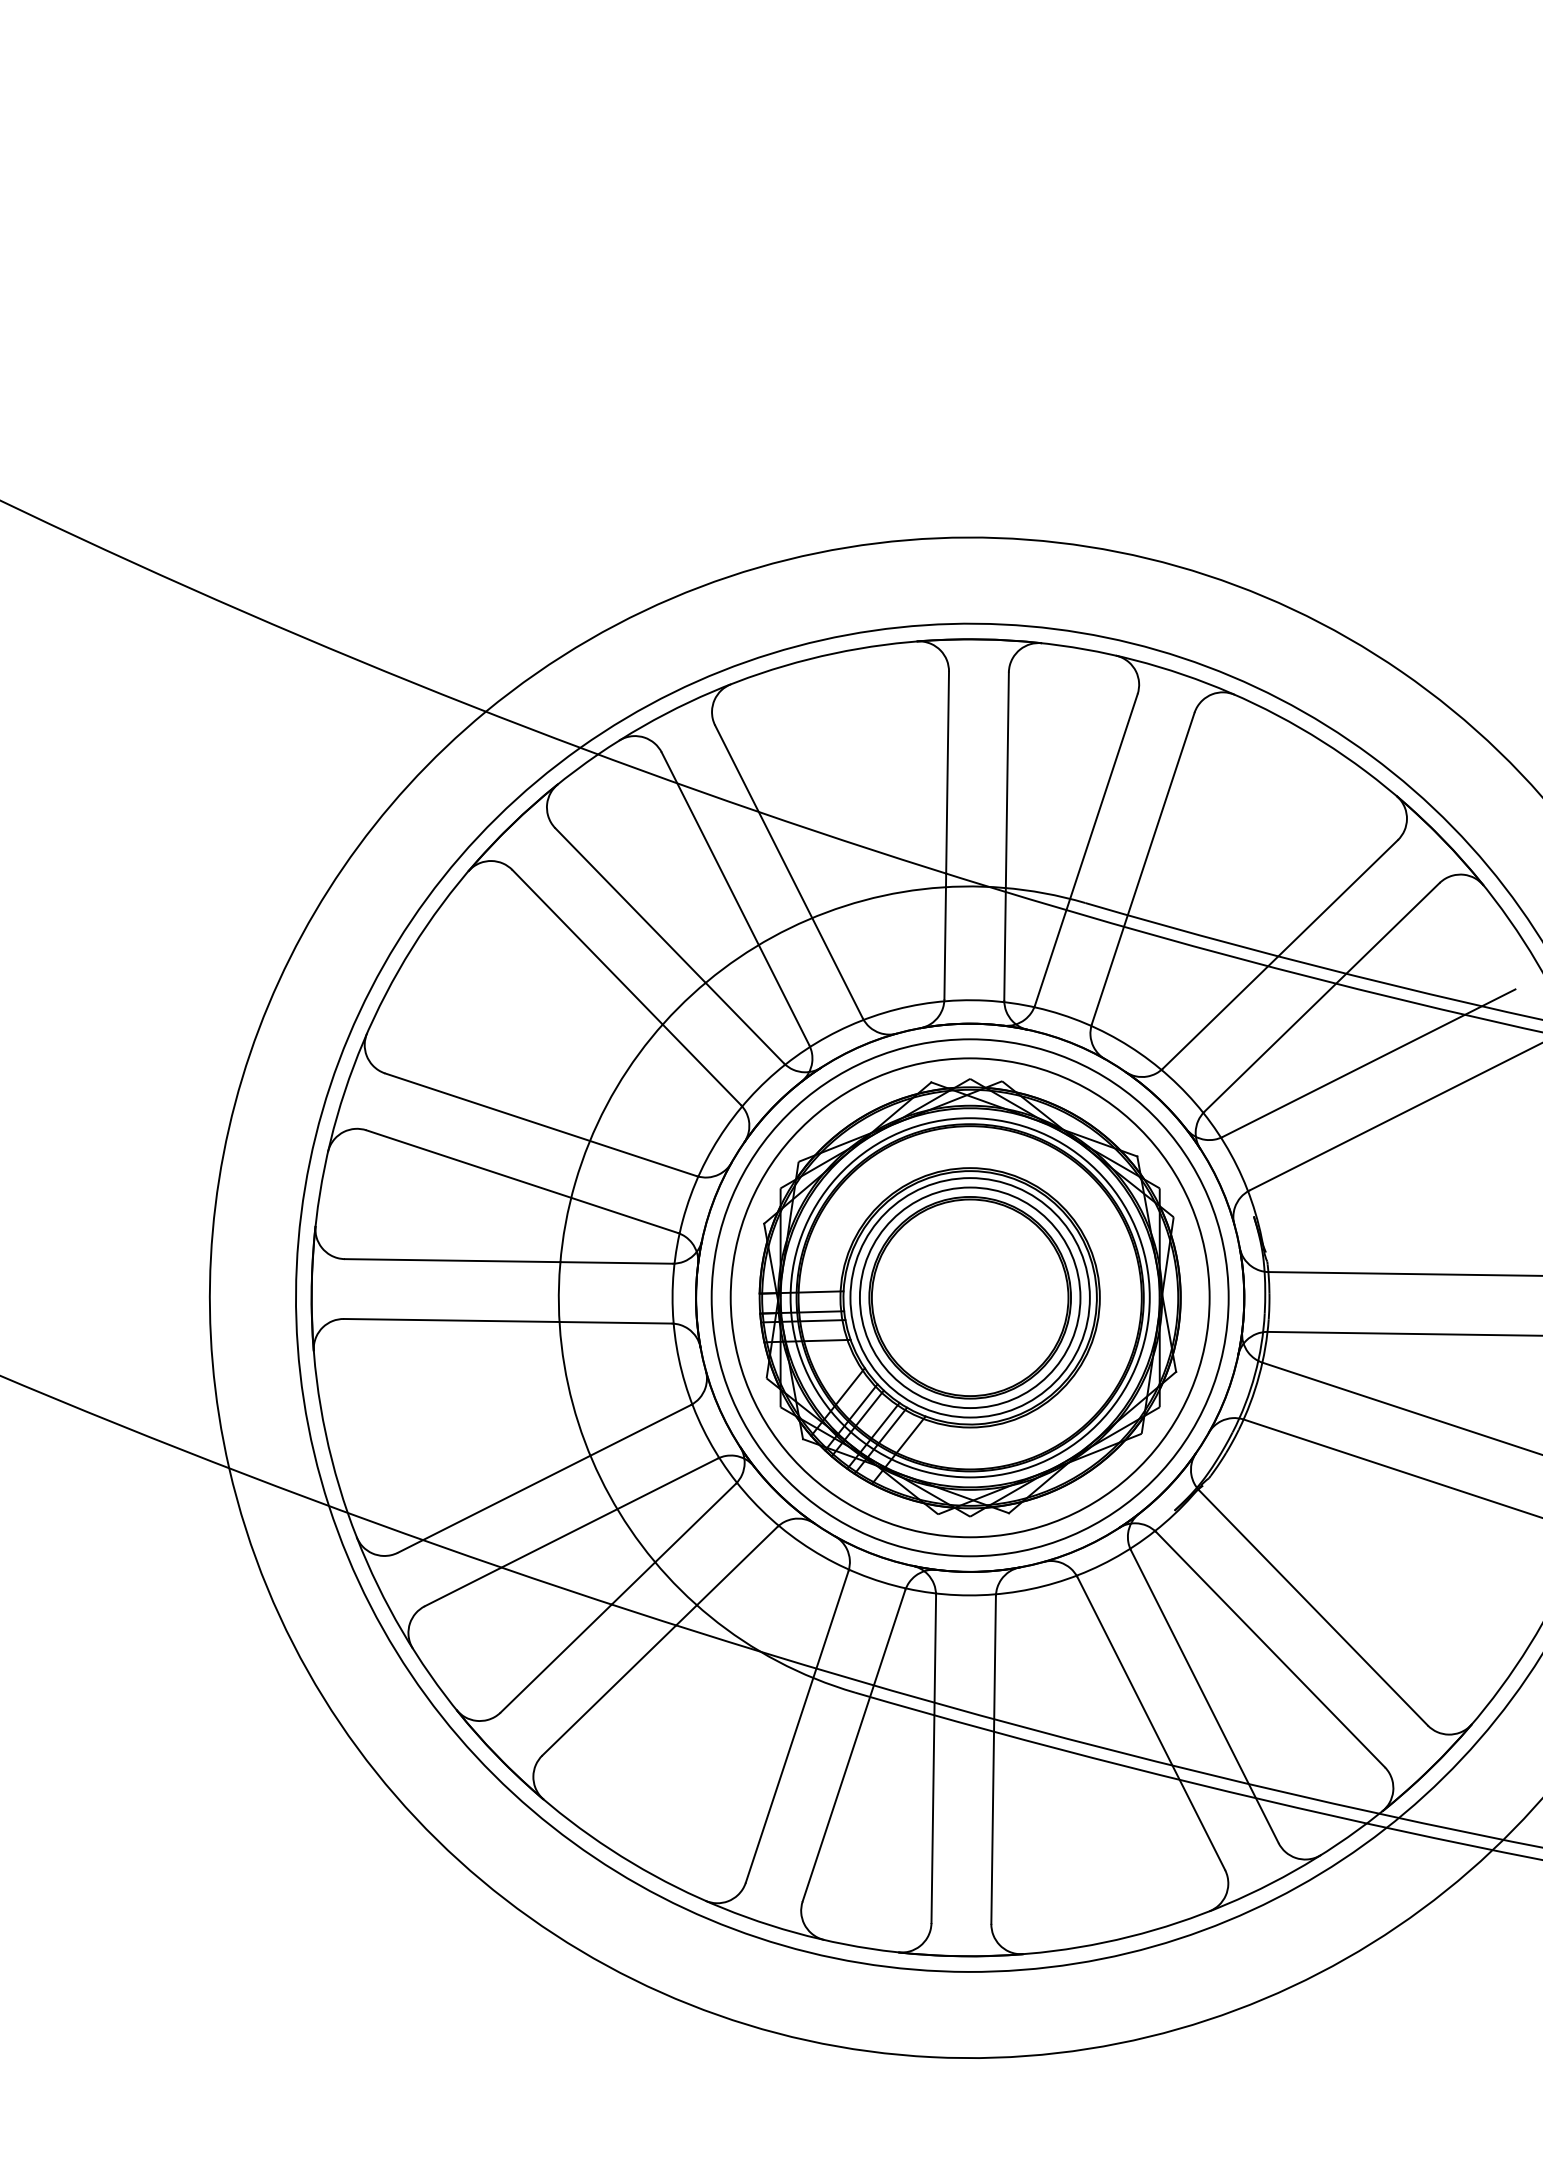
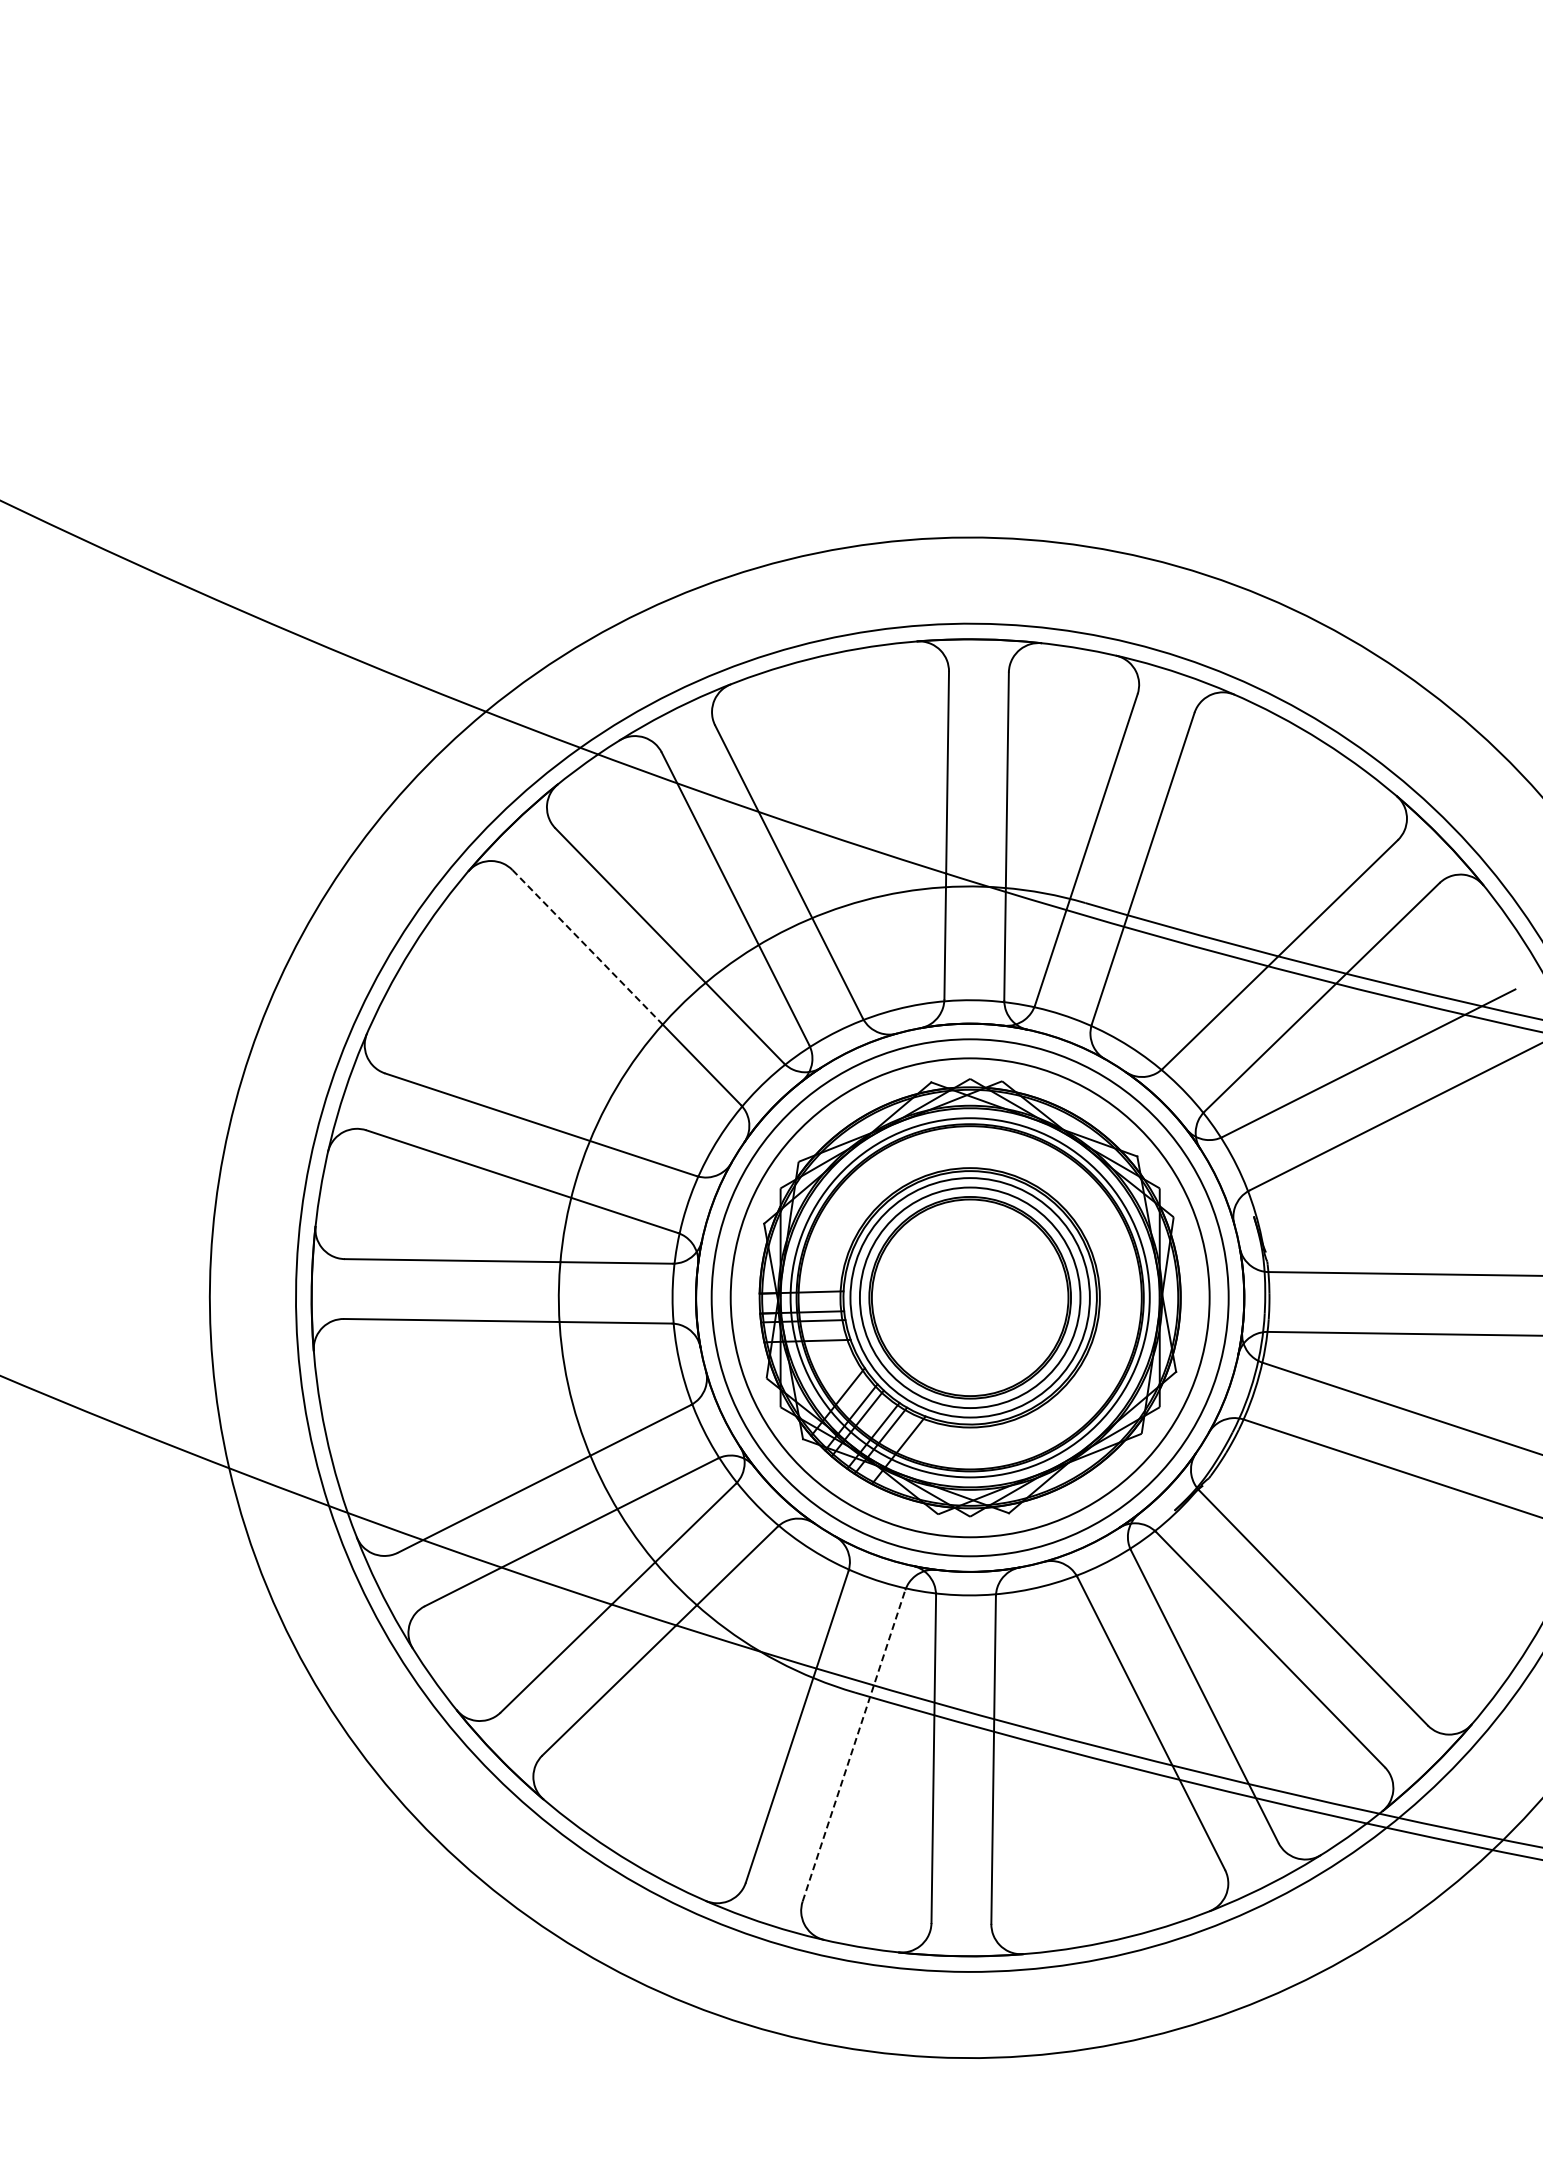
line: solid -> dashed (587, 947)
line: solid -> dashed (853, 1745)
